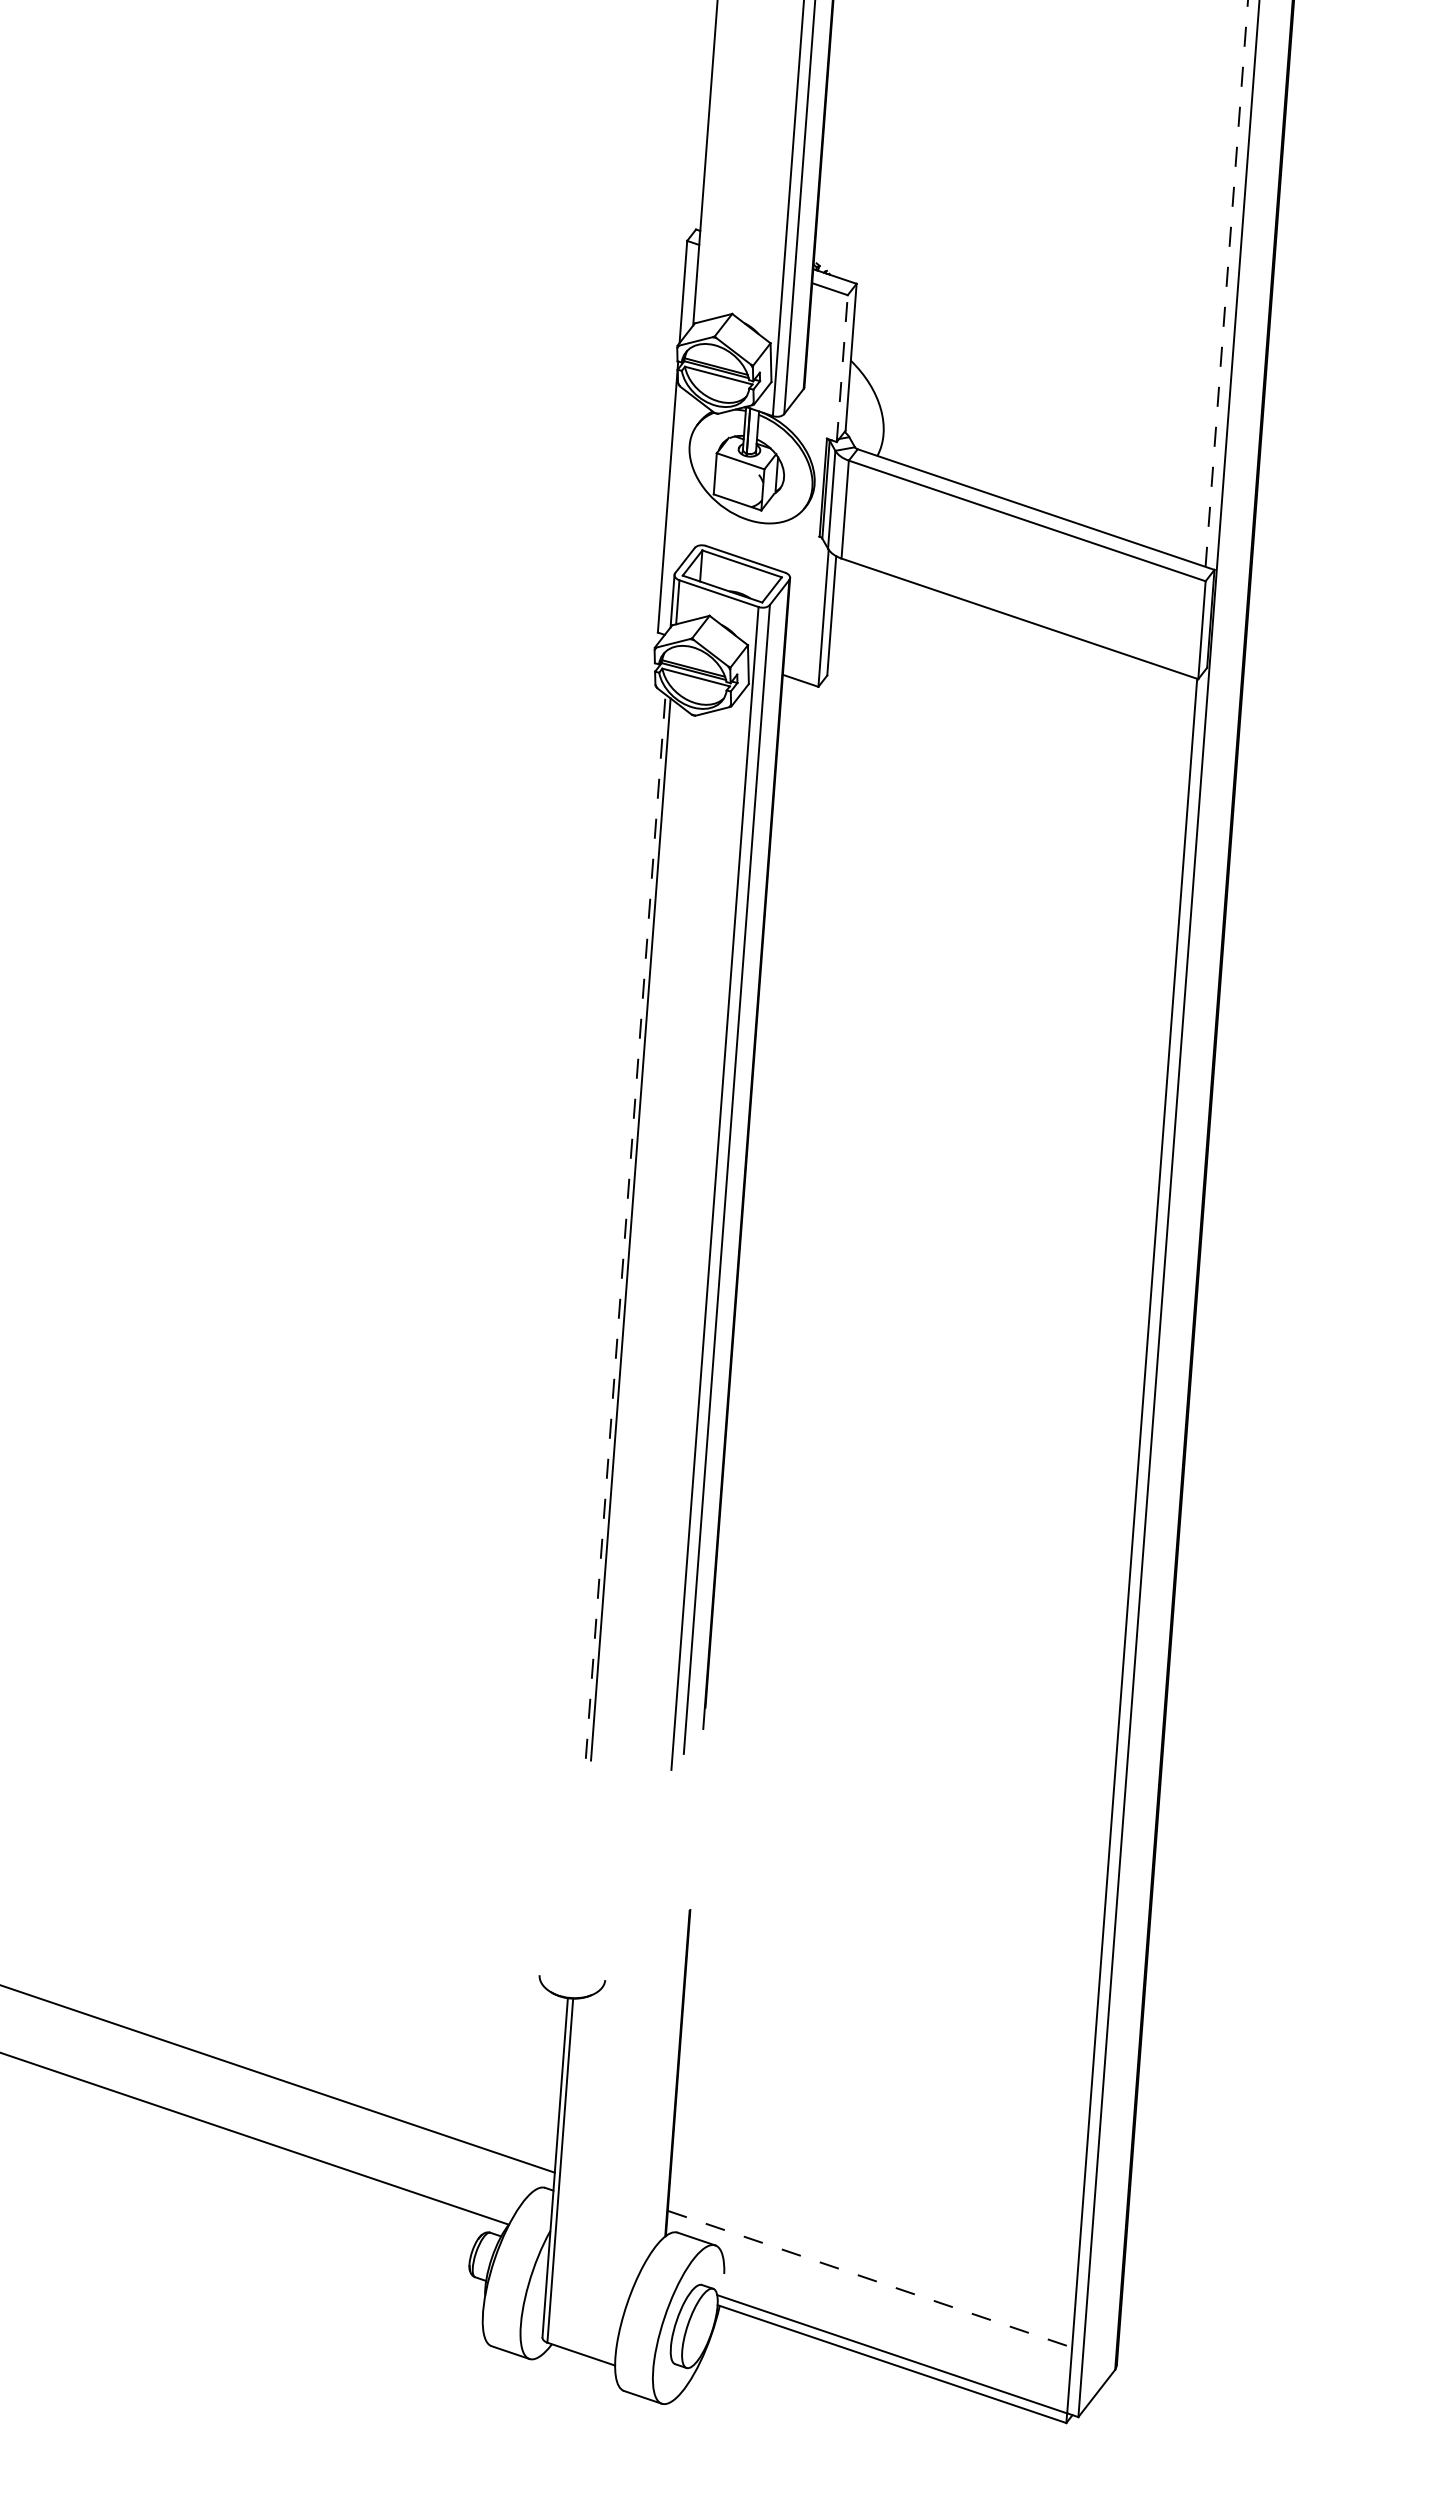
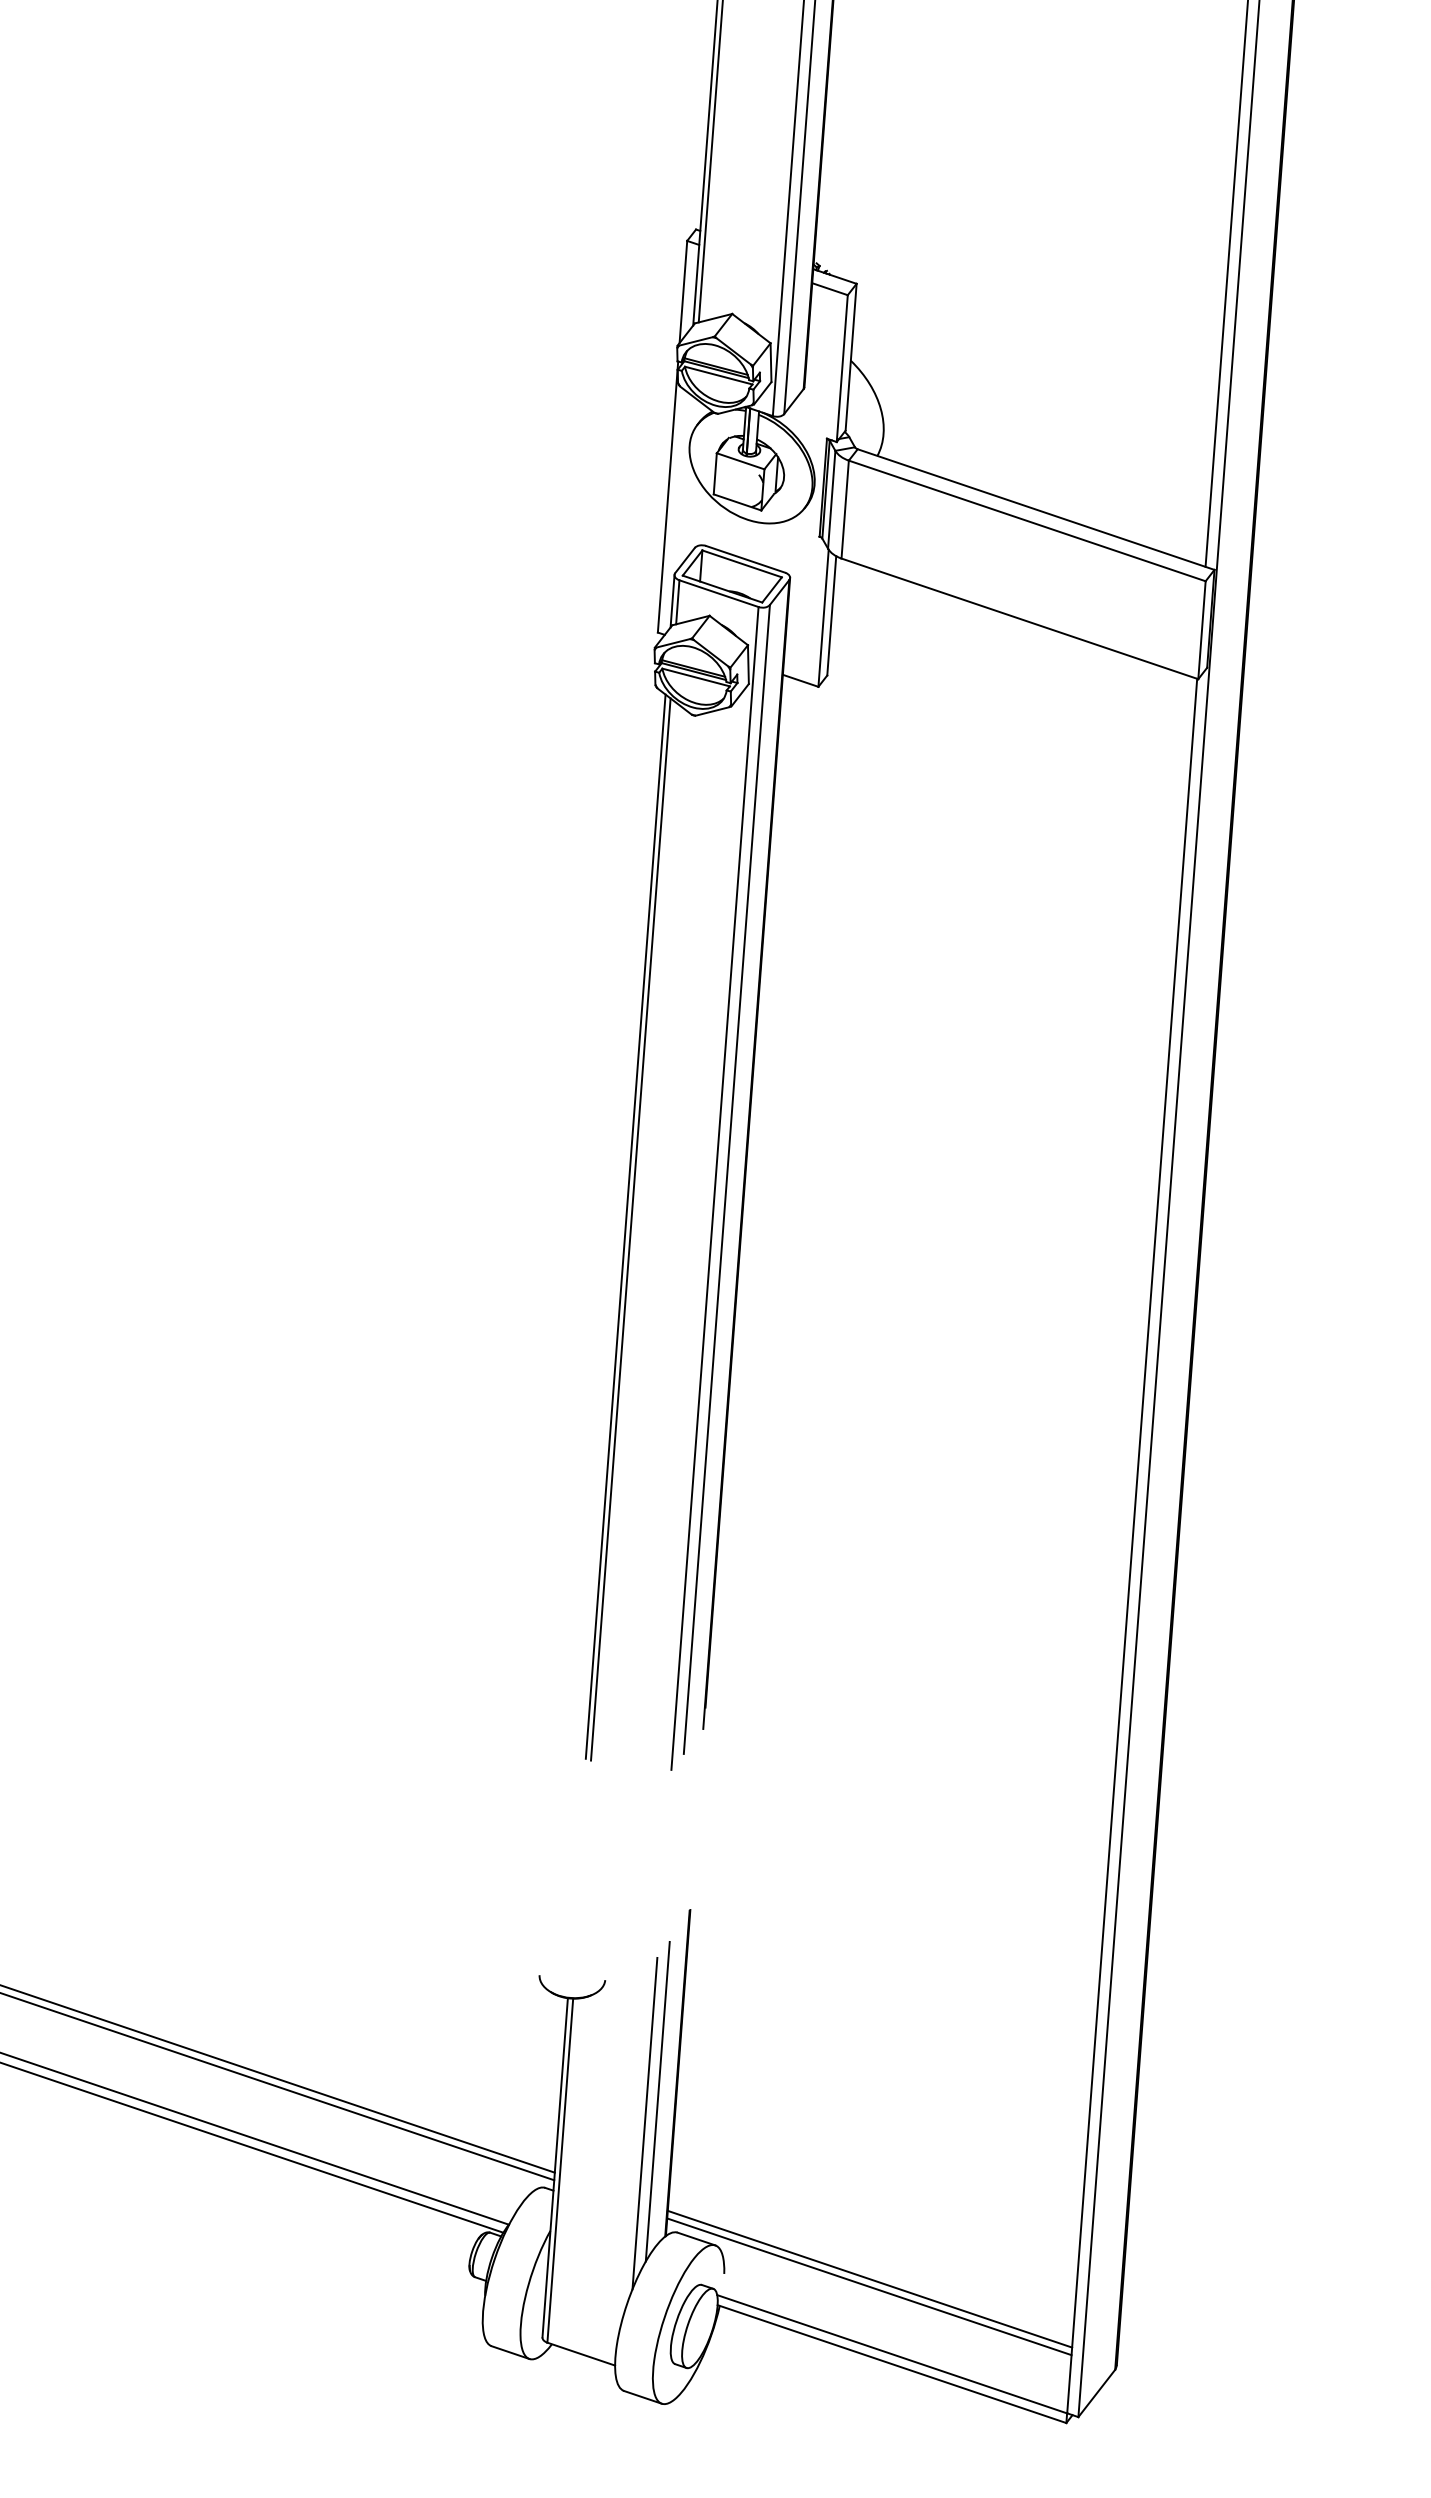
line: none -> present (710, 162)
line: dashed -> solid (1226, 283)
line: dashed -> solid (842, 368)
line: dashed -> solid (625, 1226)
line: none -> present (278, 2086)
line: none -> present (657, 2101)
line: none -> present (644, 2123)
line: none -> present (252, 2147)
line: dashed -> solid (870, 2279)
line: none -> present (869, 2286)
